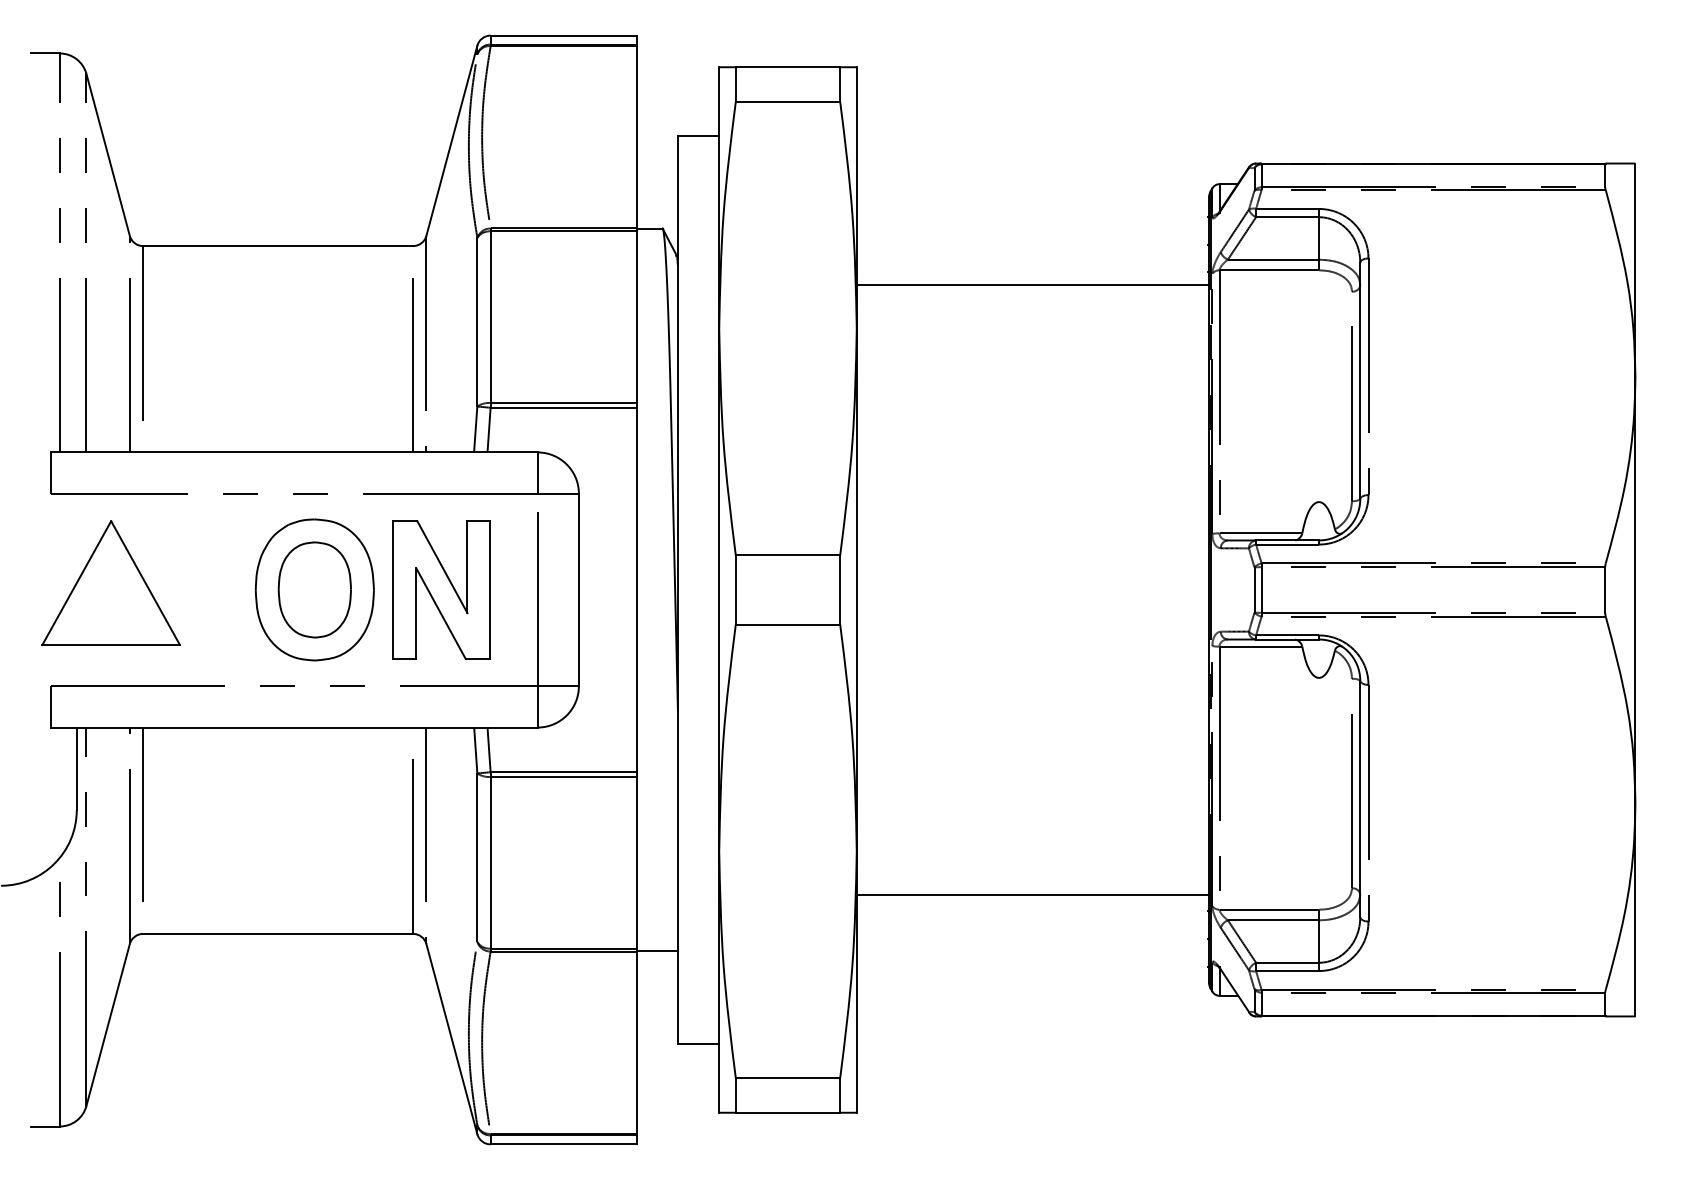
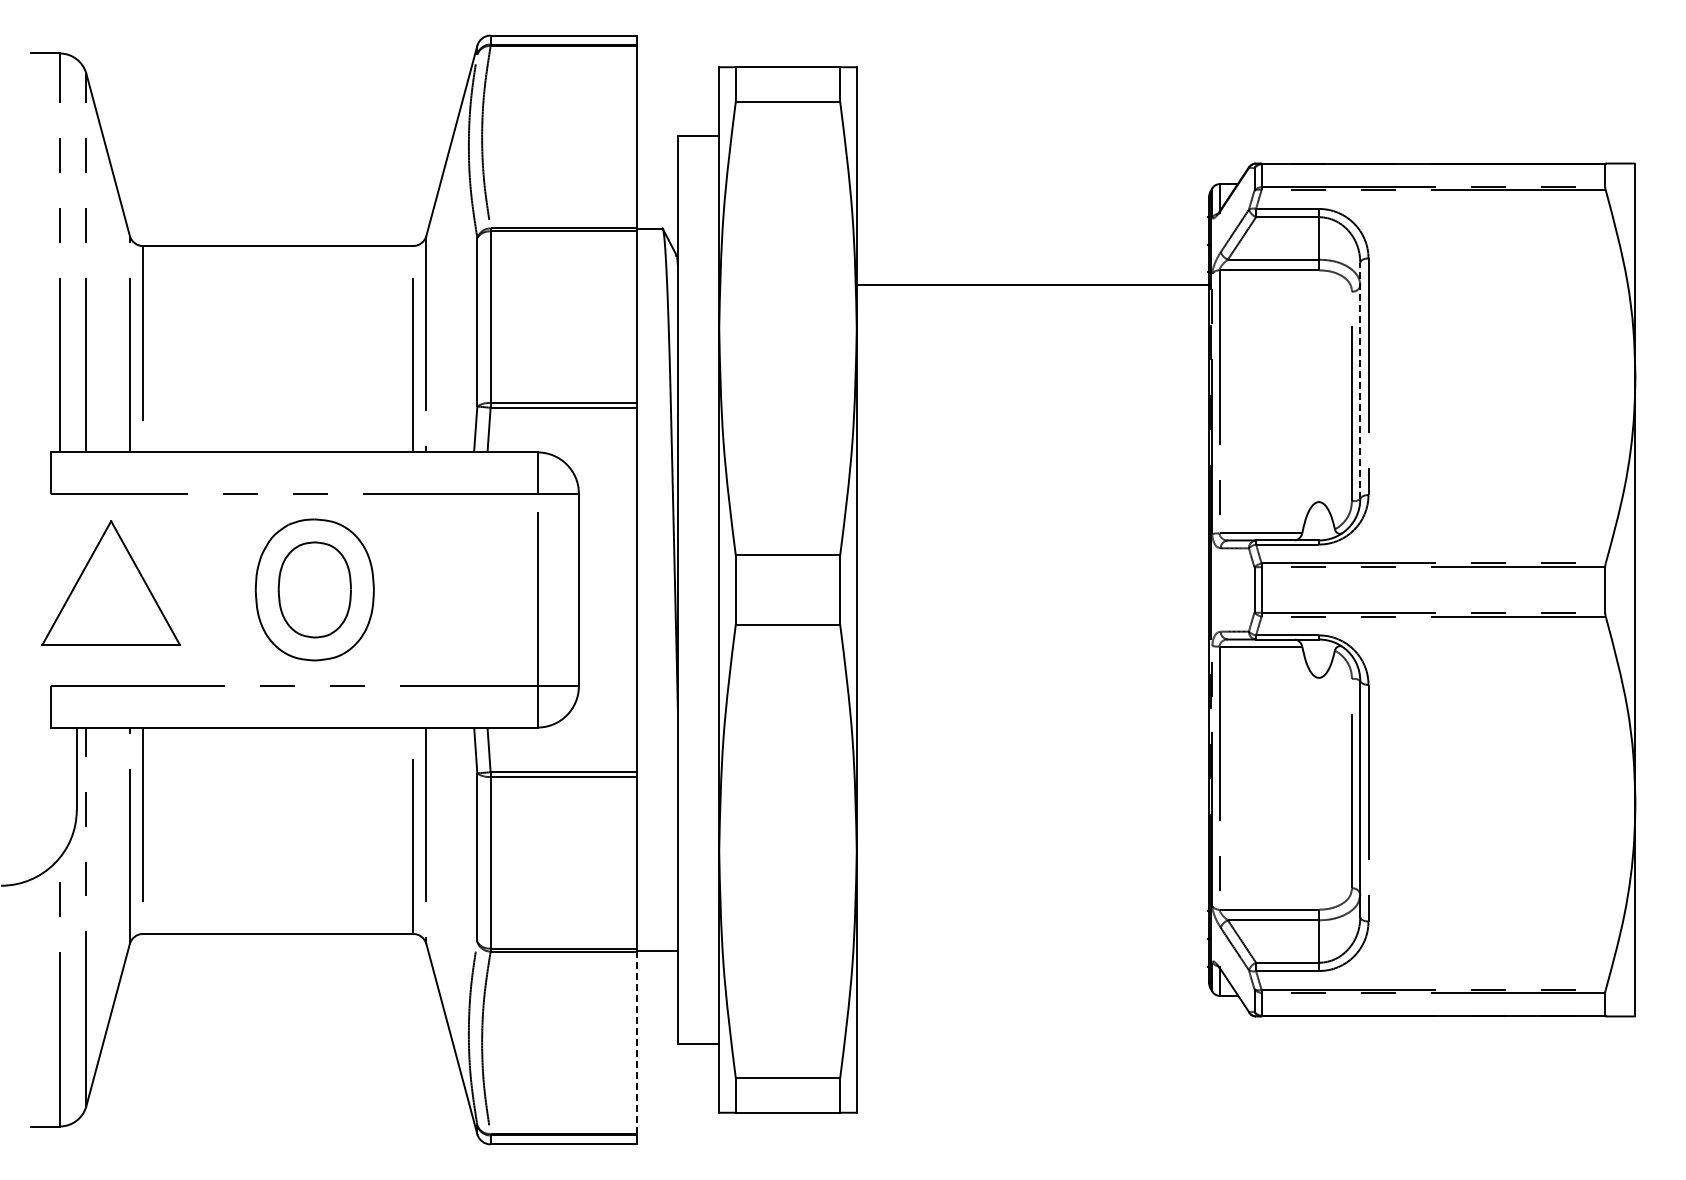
line: solid -> dashed (1360, 380)
part: present -> none (441, 589)
line: present -> none (1032, 895)
line: solid -> dashed (636, 1042)
